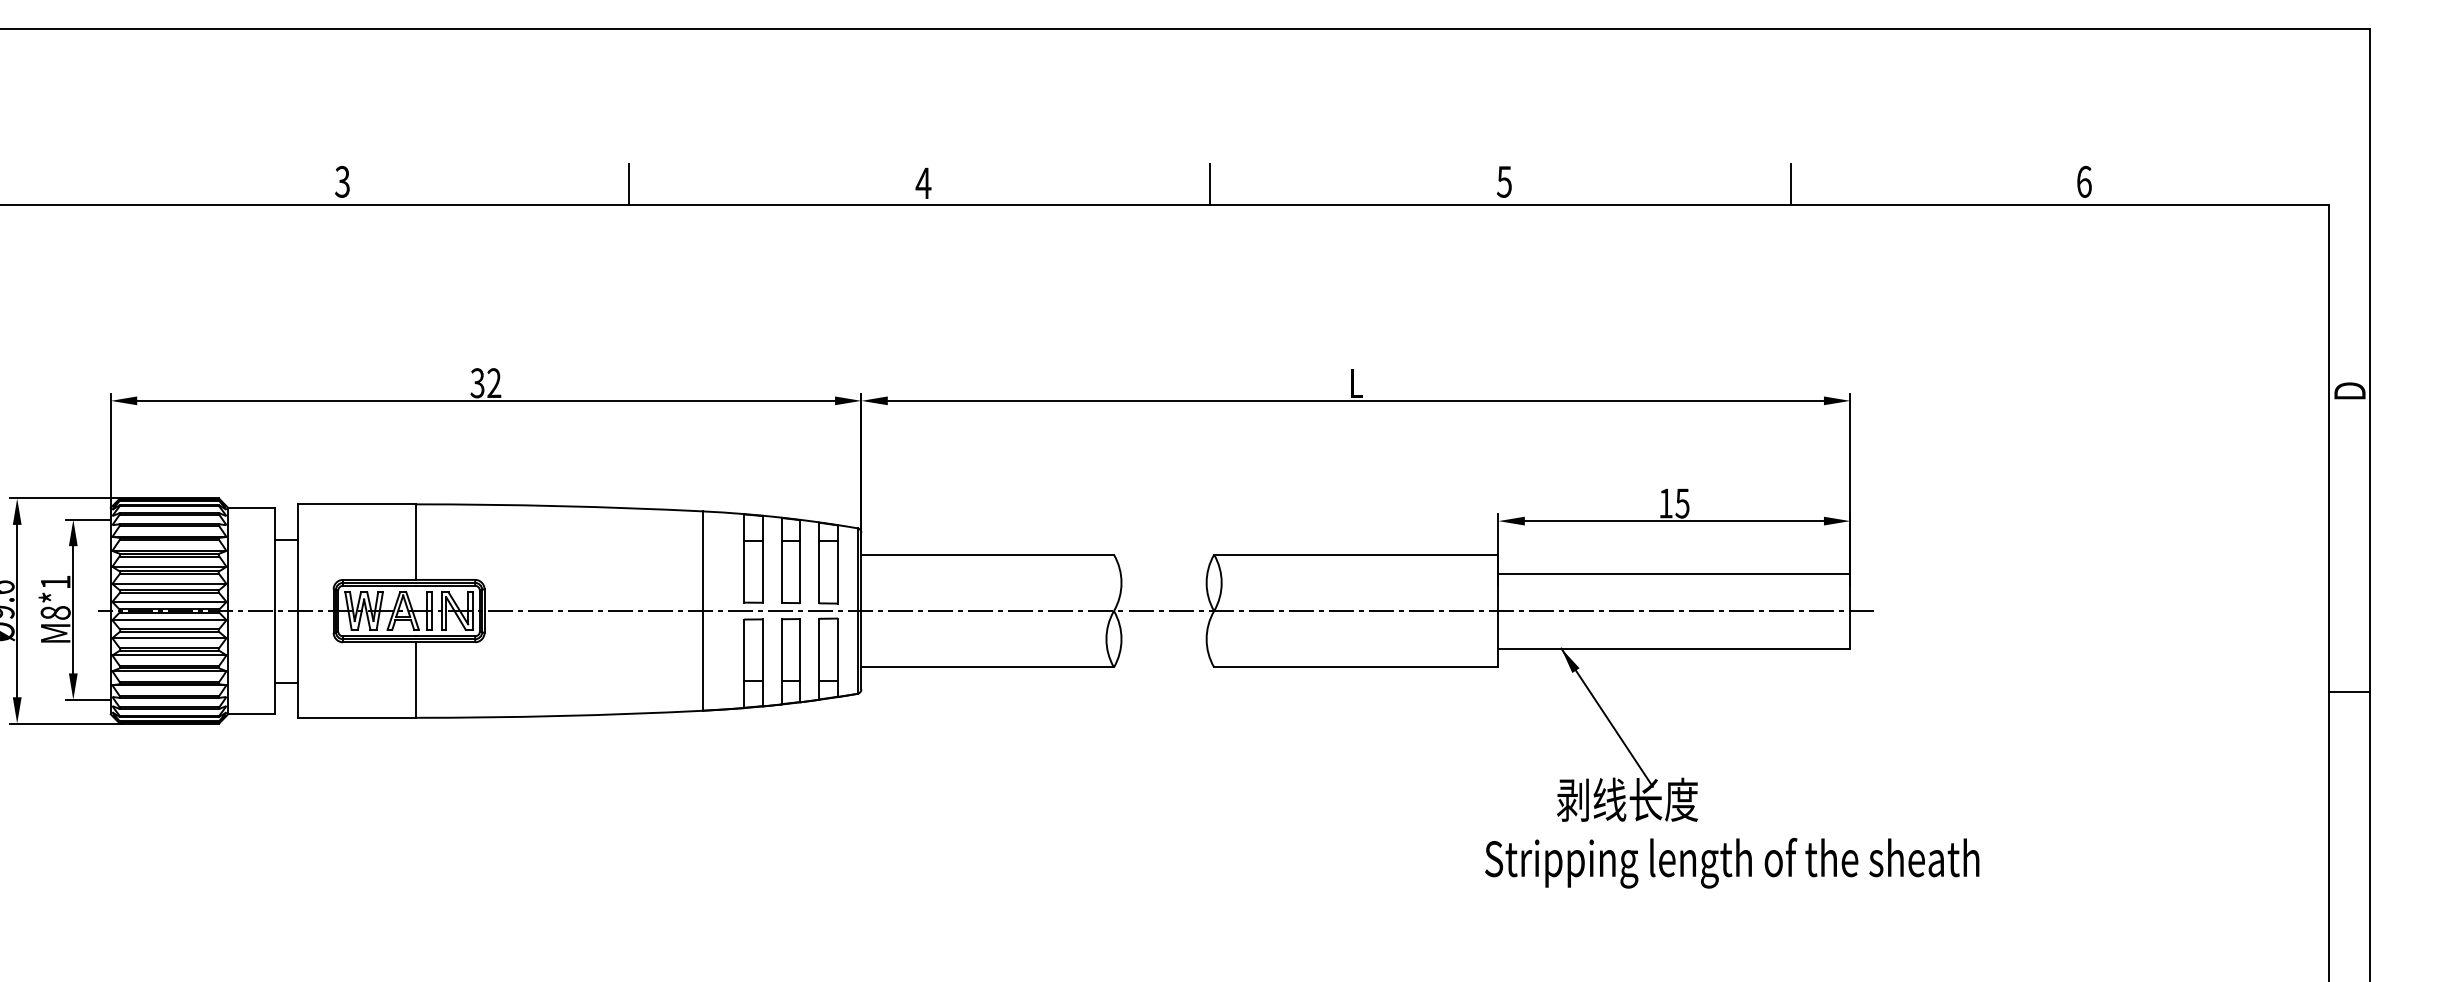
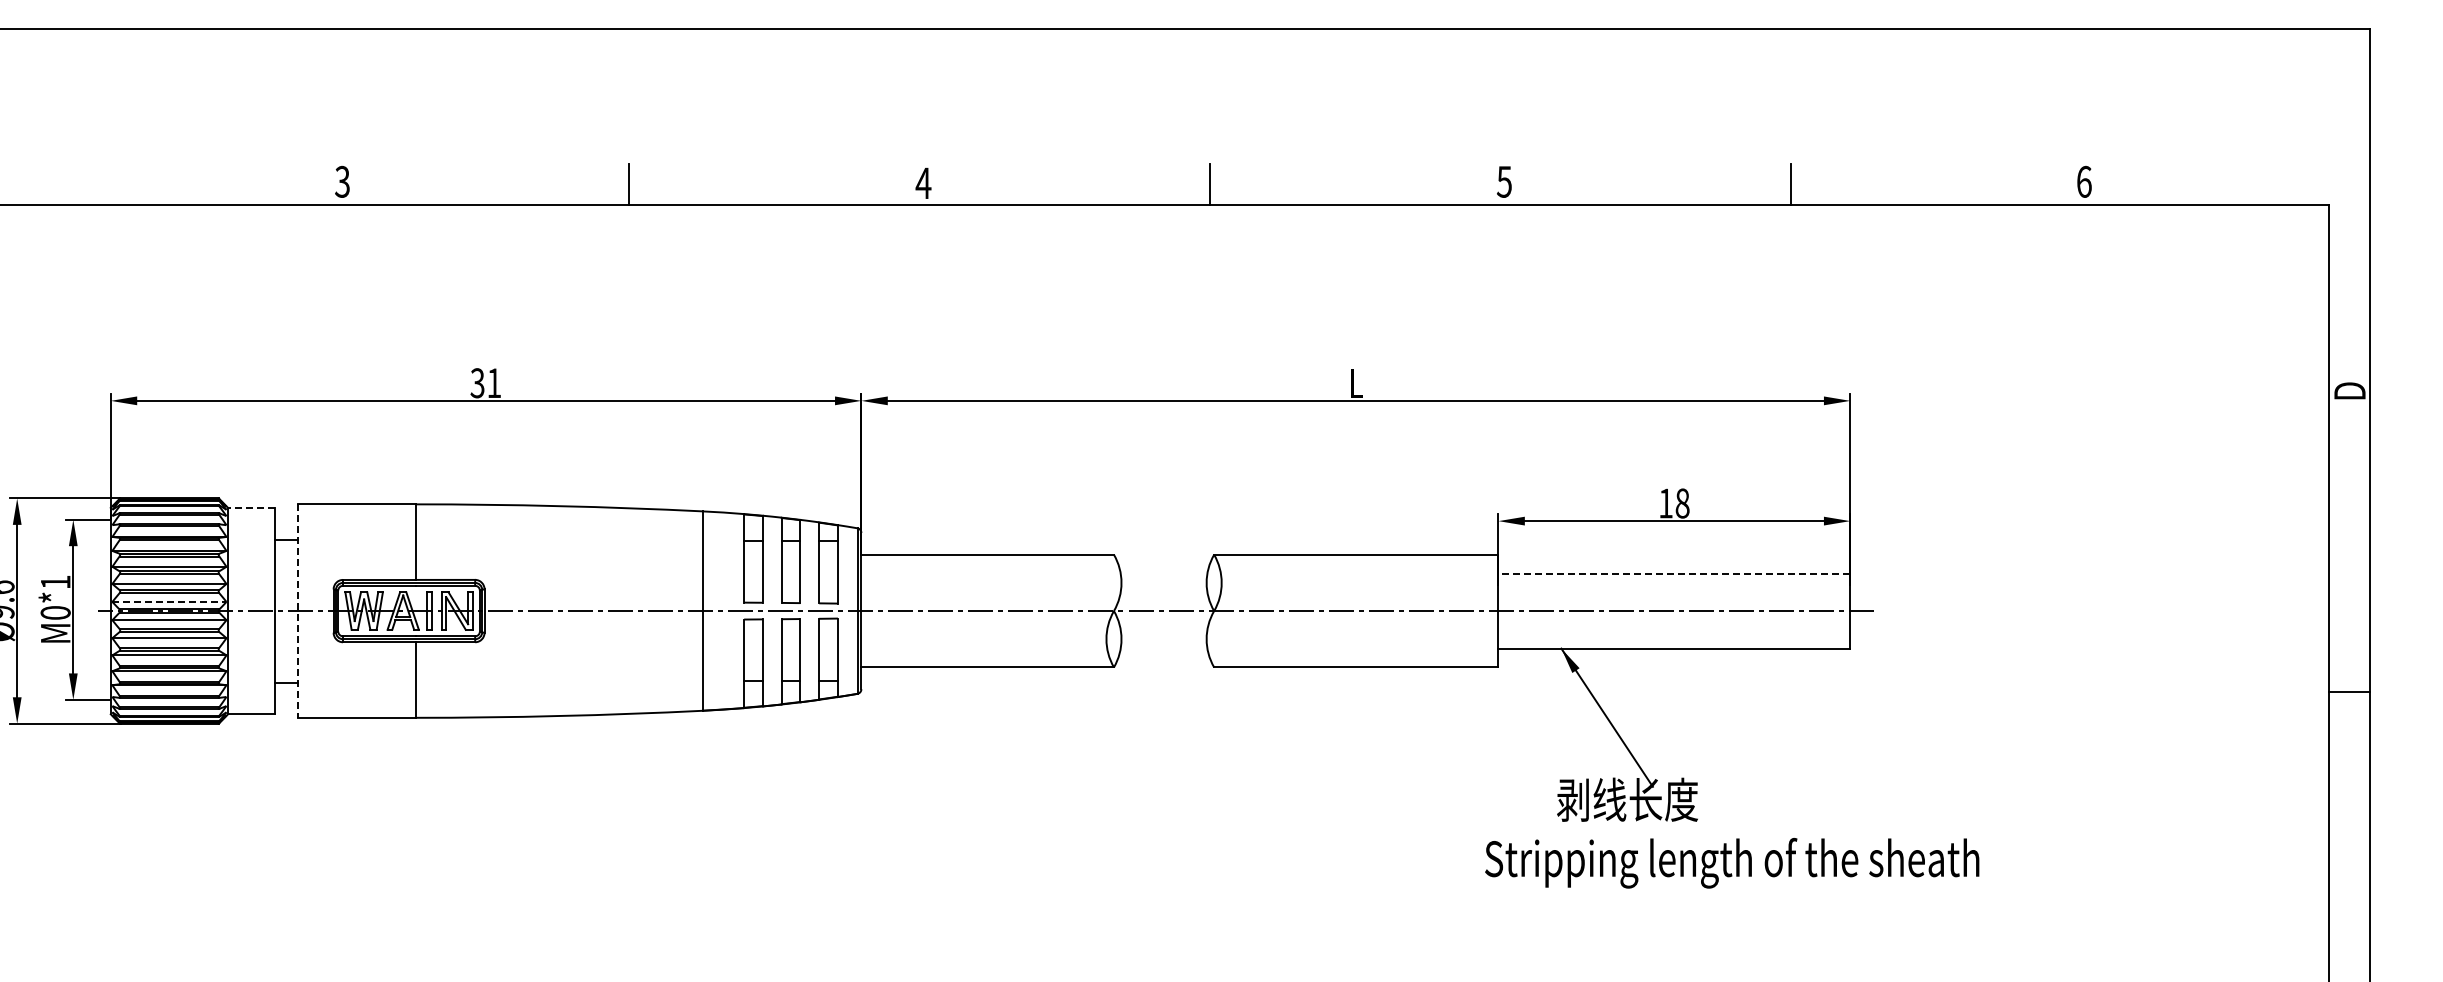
text: 32 -> 31 (494, 382)
text: 15 -> 18 (1682, 503)
line: solid -> dashed (251, 507)
line: solid -> dashed (1674, 573)
line: solid -> dashed (169, 601)
line: solid -> dashed (298, 611)
text: M8*1 -> M0*1 (55, 612)
